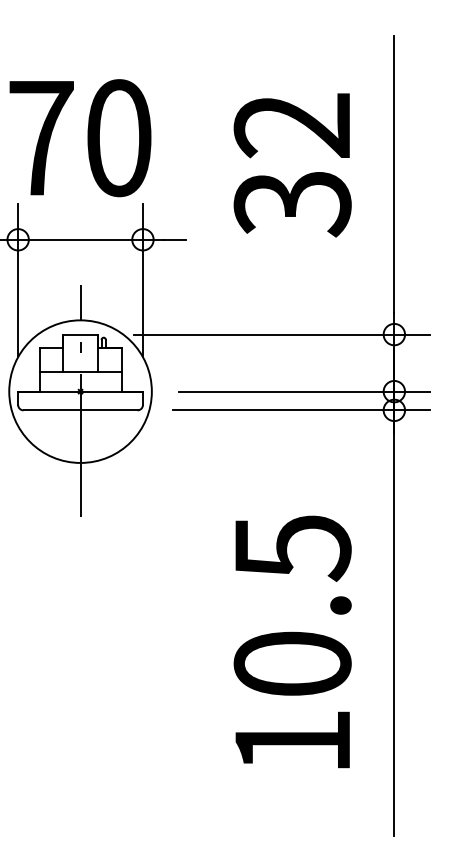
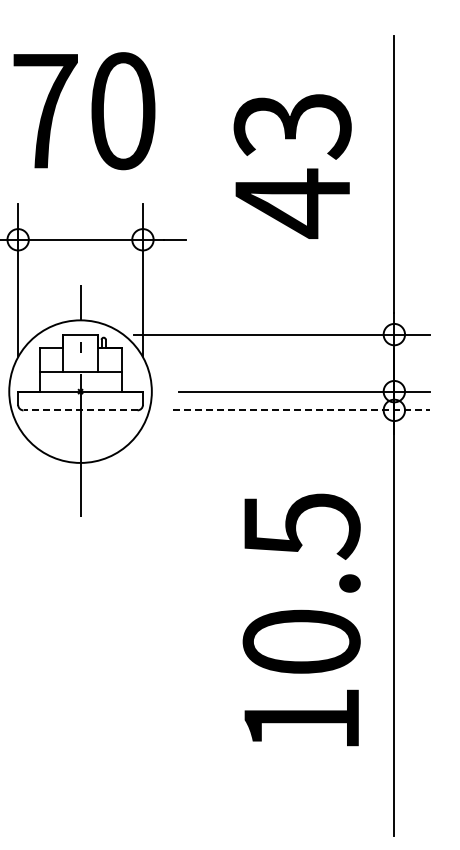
text position: (80, 138) -> (84, 111) (84, 111)
text: 32 -> 43 (292, 165)
line: solid -> dashed (80, 410)
line: solid -> dashed (302, 410)
text position: (292, 641) -> (301, 619) (301, 619)
